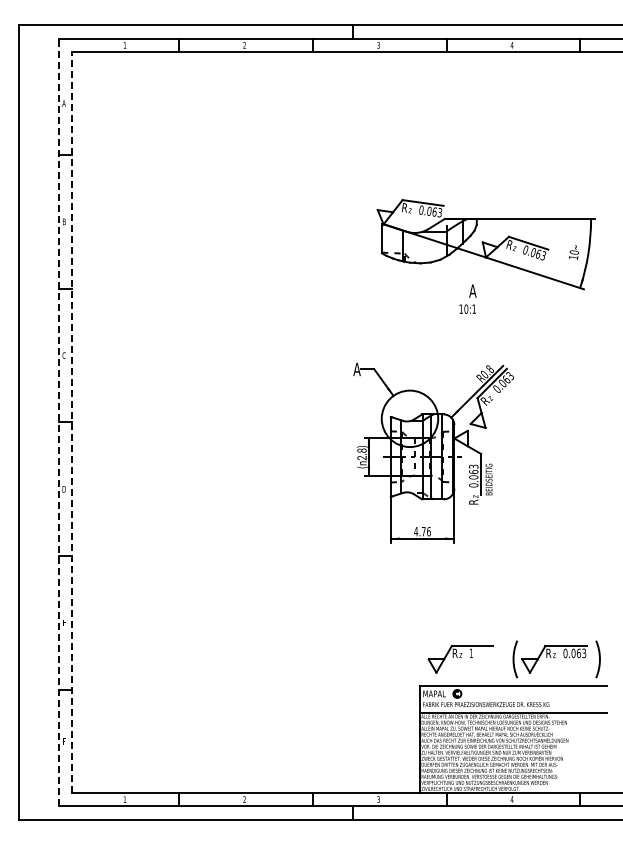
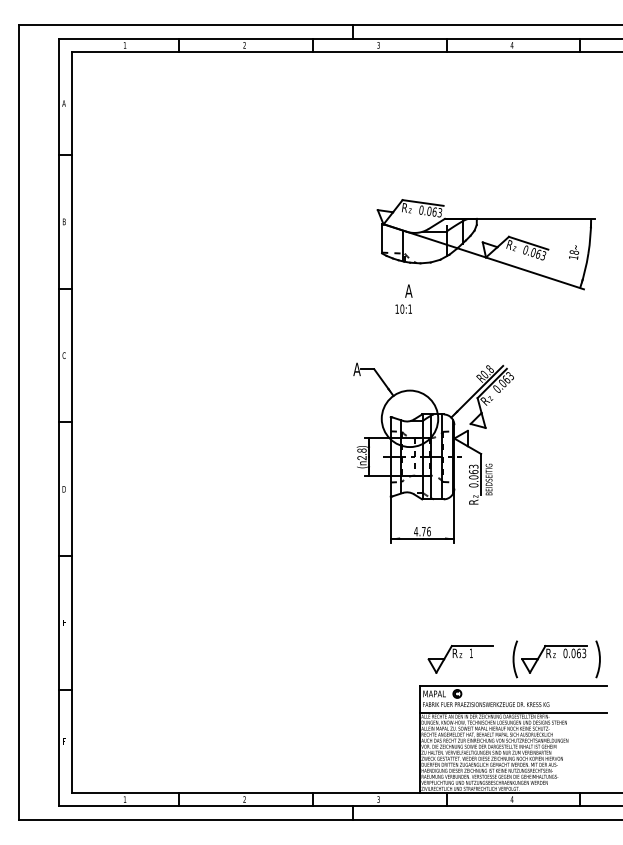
text: 10 -> 18 (574, 252)
text position: (467, 298) -> (403, 298) (403, 298)
line: dashed -> solid (58, 422)
line: dashed -> solid (72, 422)
